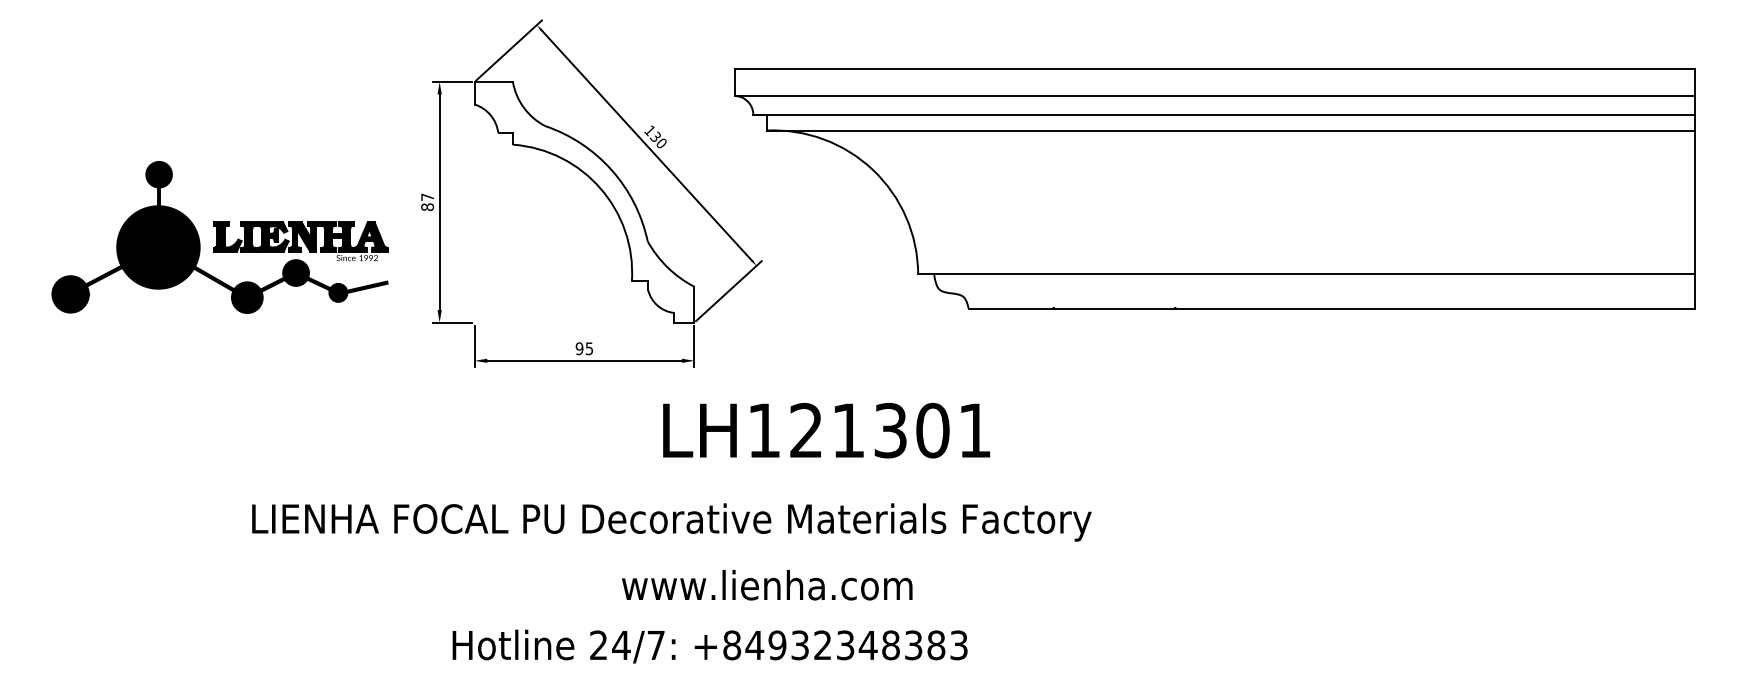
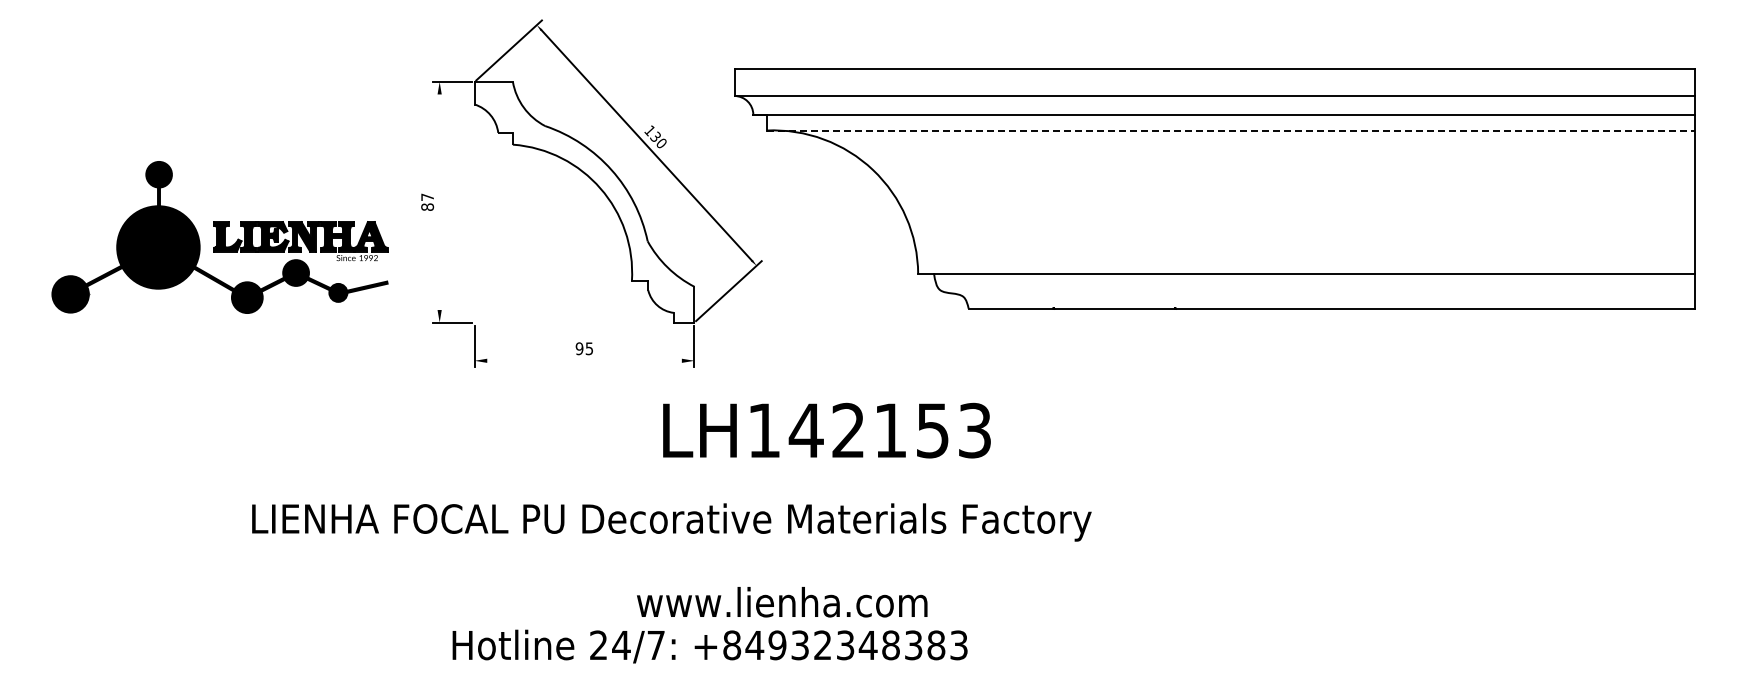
line: solid -> dashed (1230, 130)
line: present -> none (439, 202)
line: present -> none (584, 360)
text: LH121301 -> LH142153 (889, 430)
text position: (767, 585) -> (782, 602) (782, 602)
